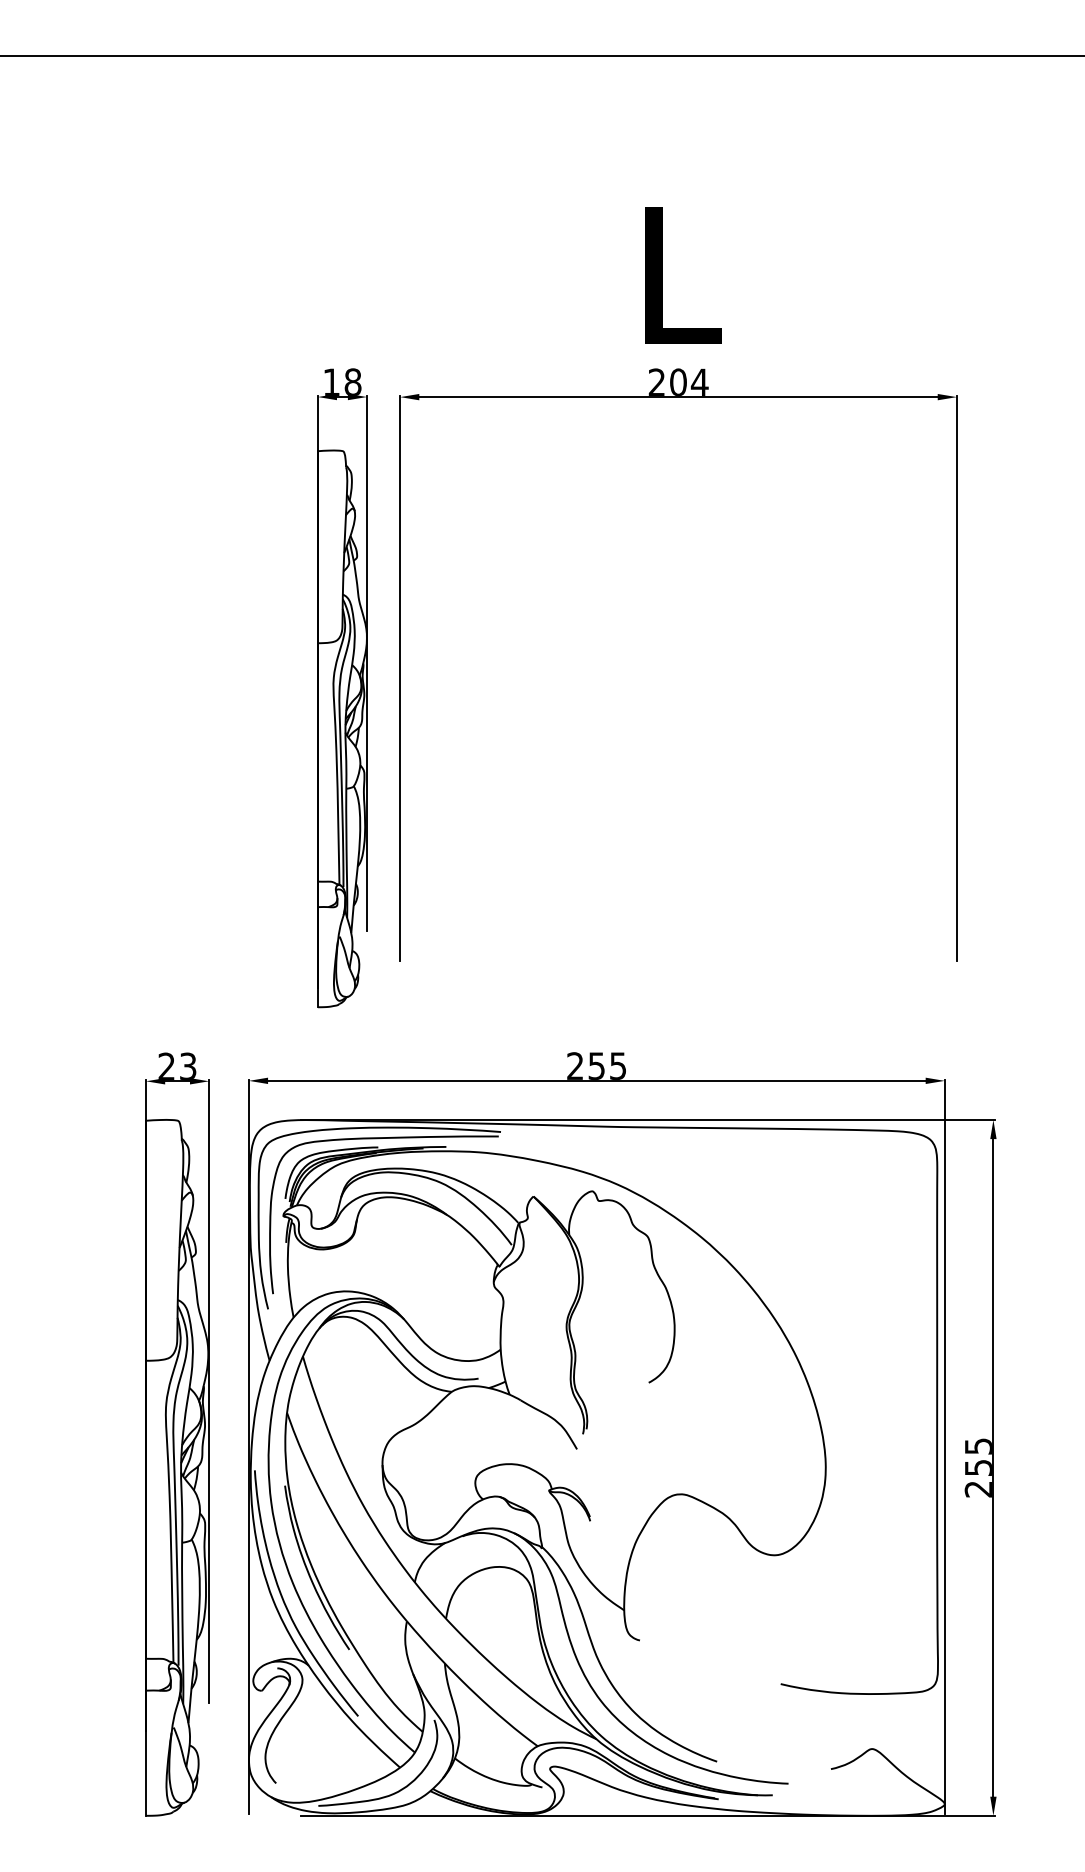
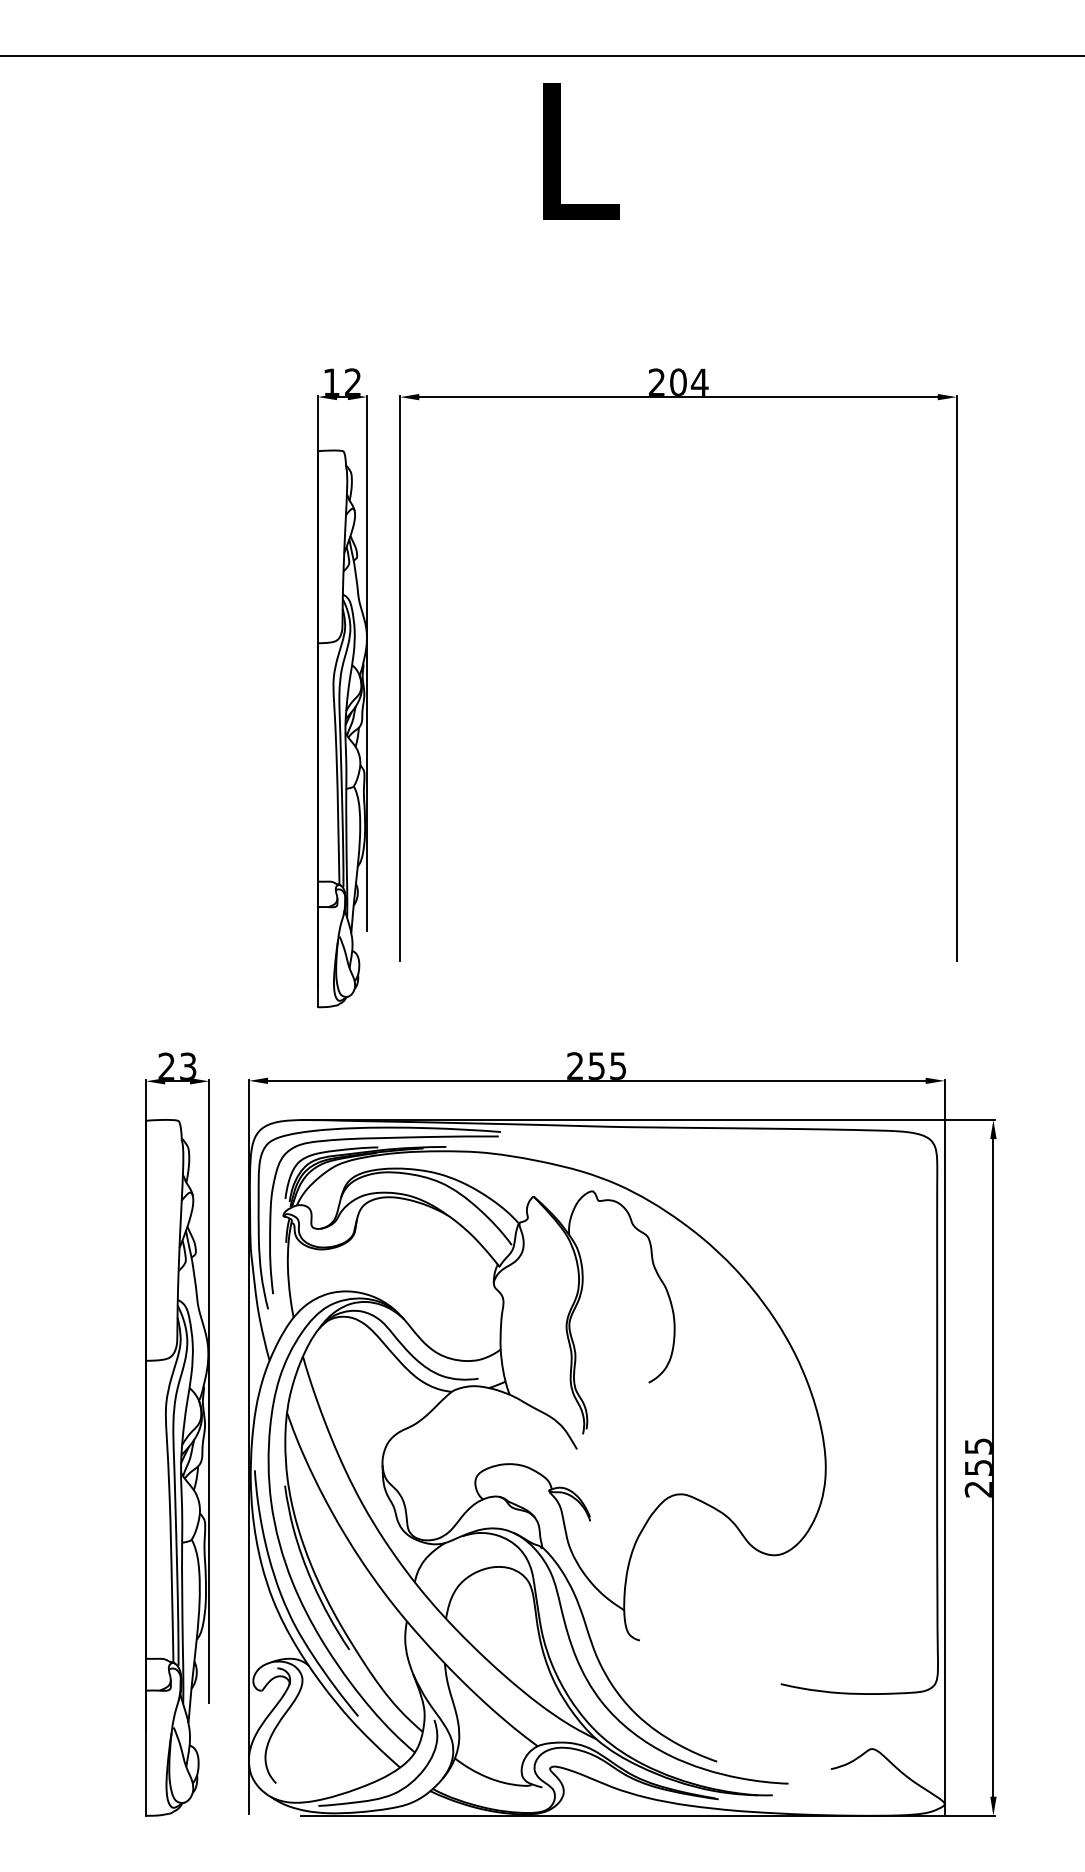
text position: (683, 275) -> (581, 151) (581, 151)
text: 18 -> 12 (352, 381)
